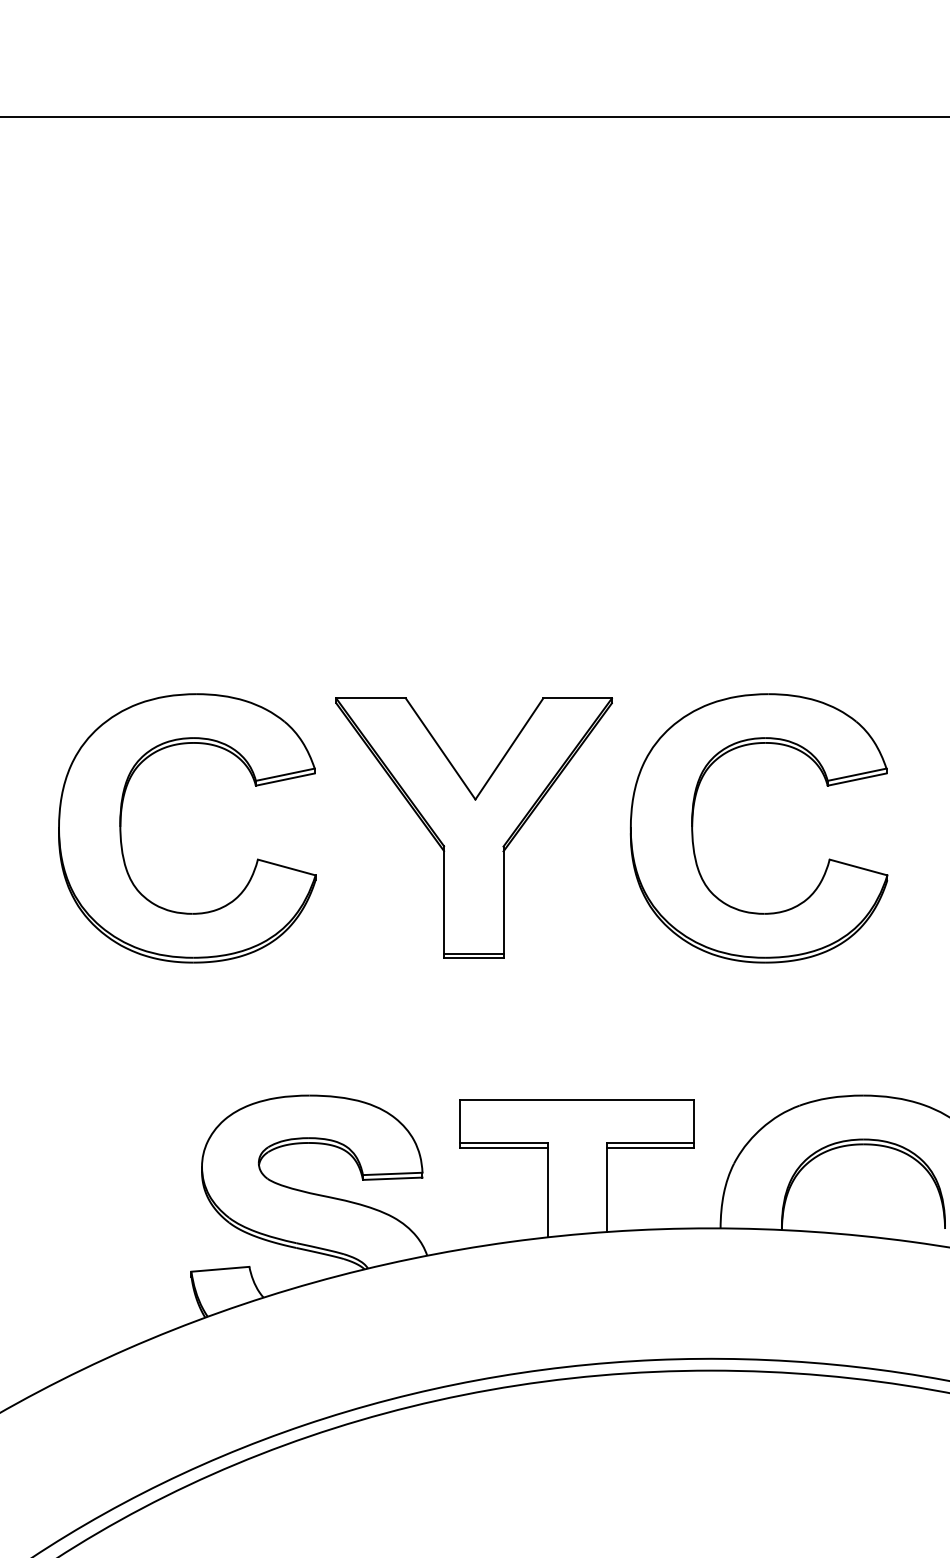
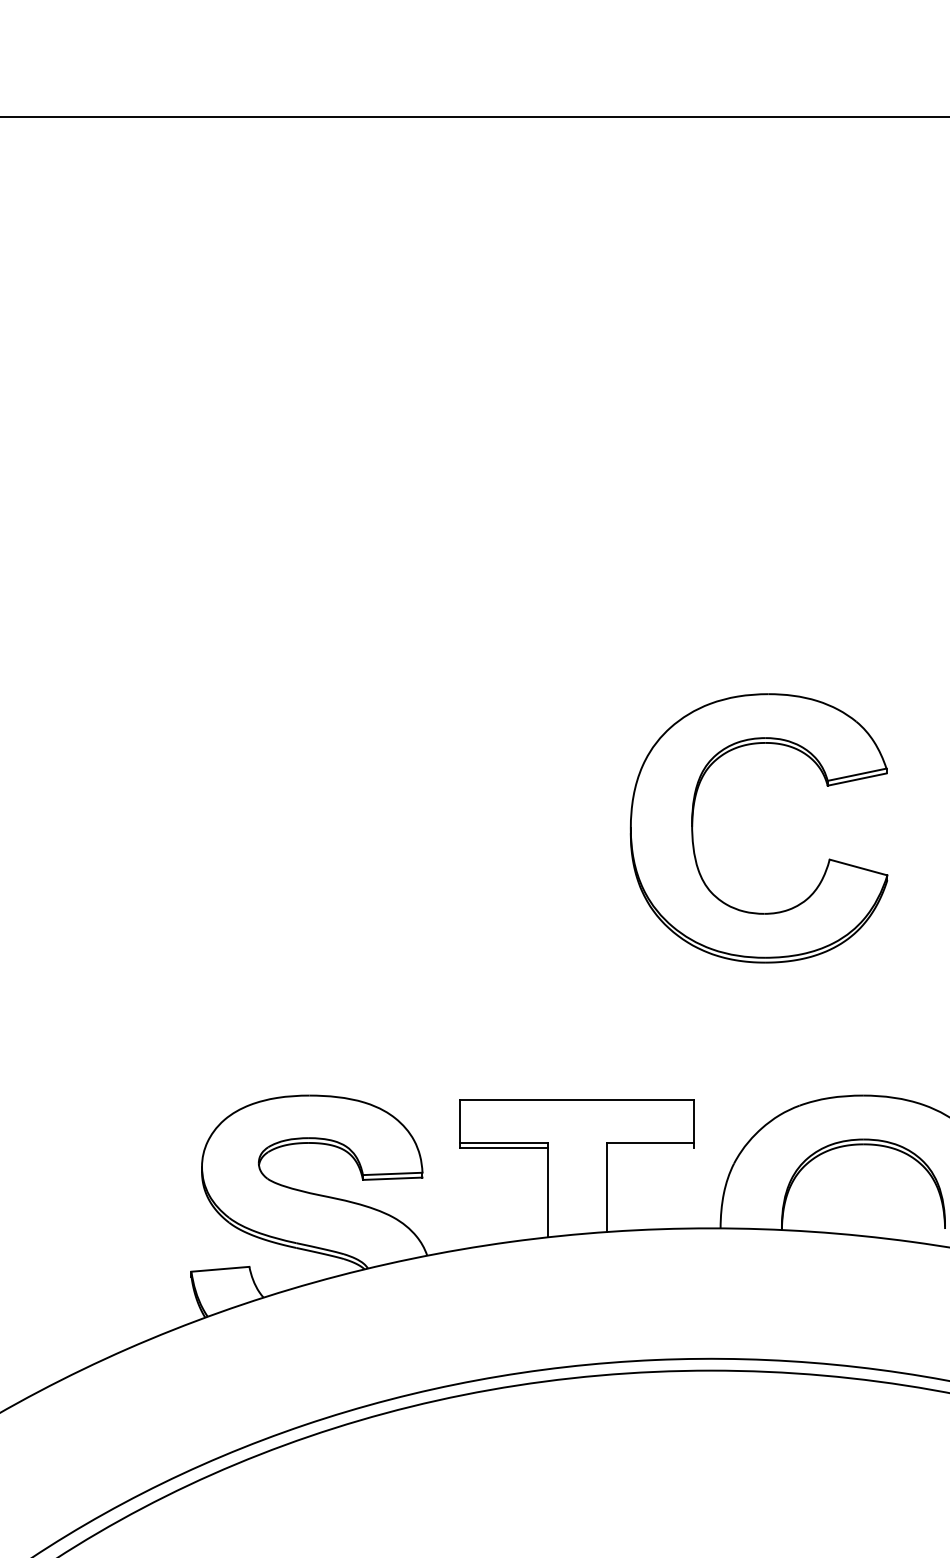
part: present -> none (473, 827)
part: present -> none (121, 828)
line: present -> none (650, 1147)
